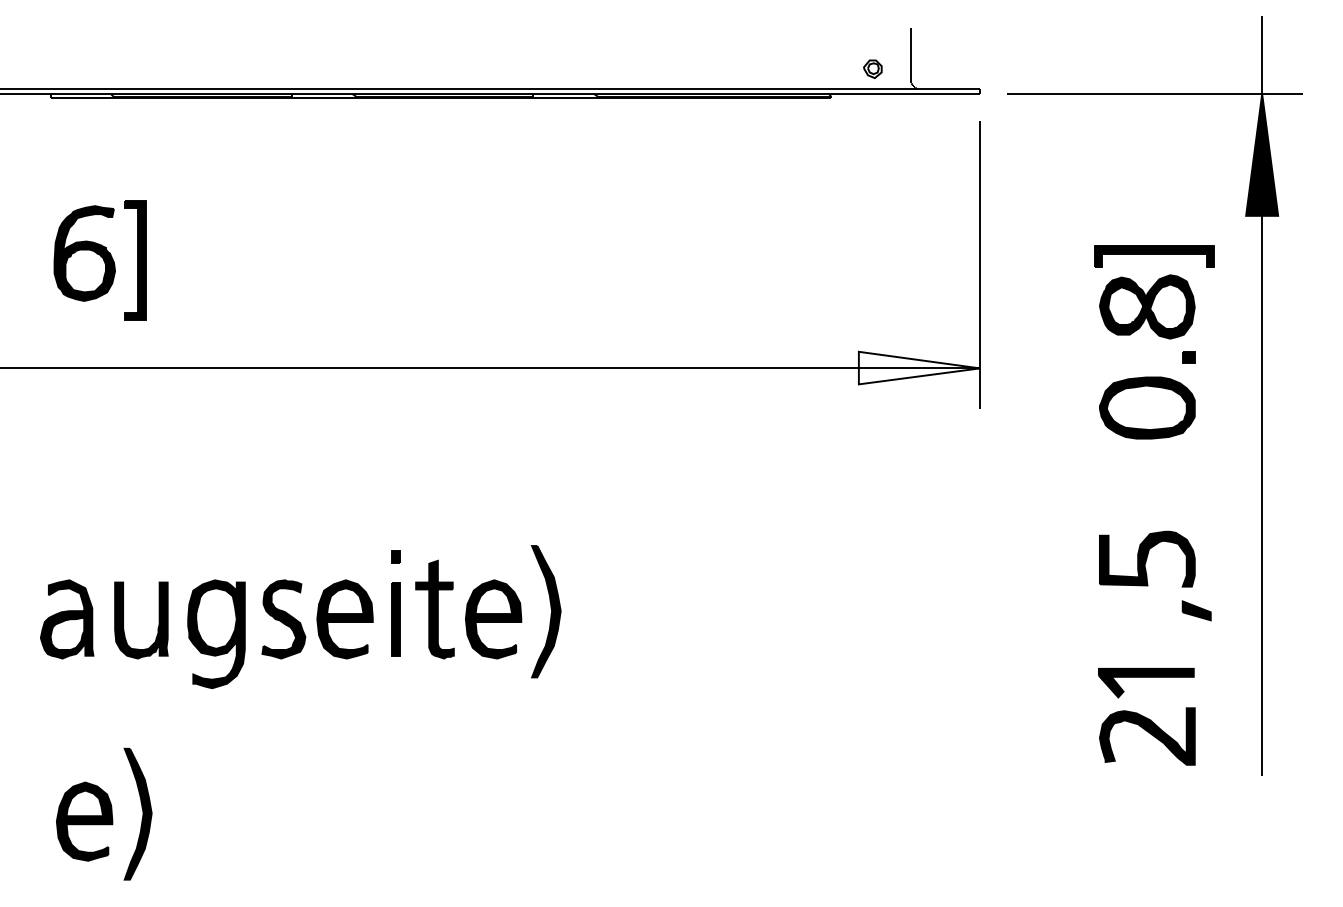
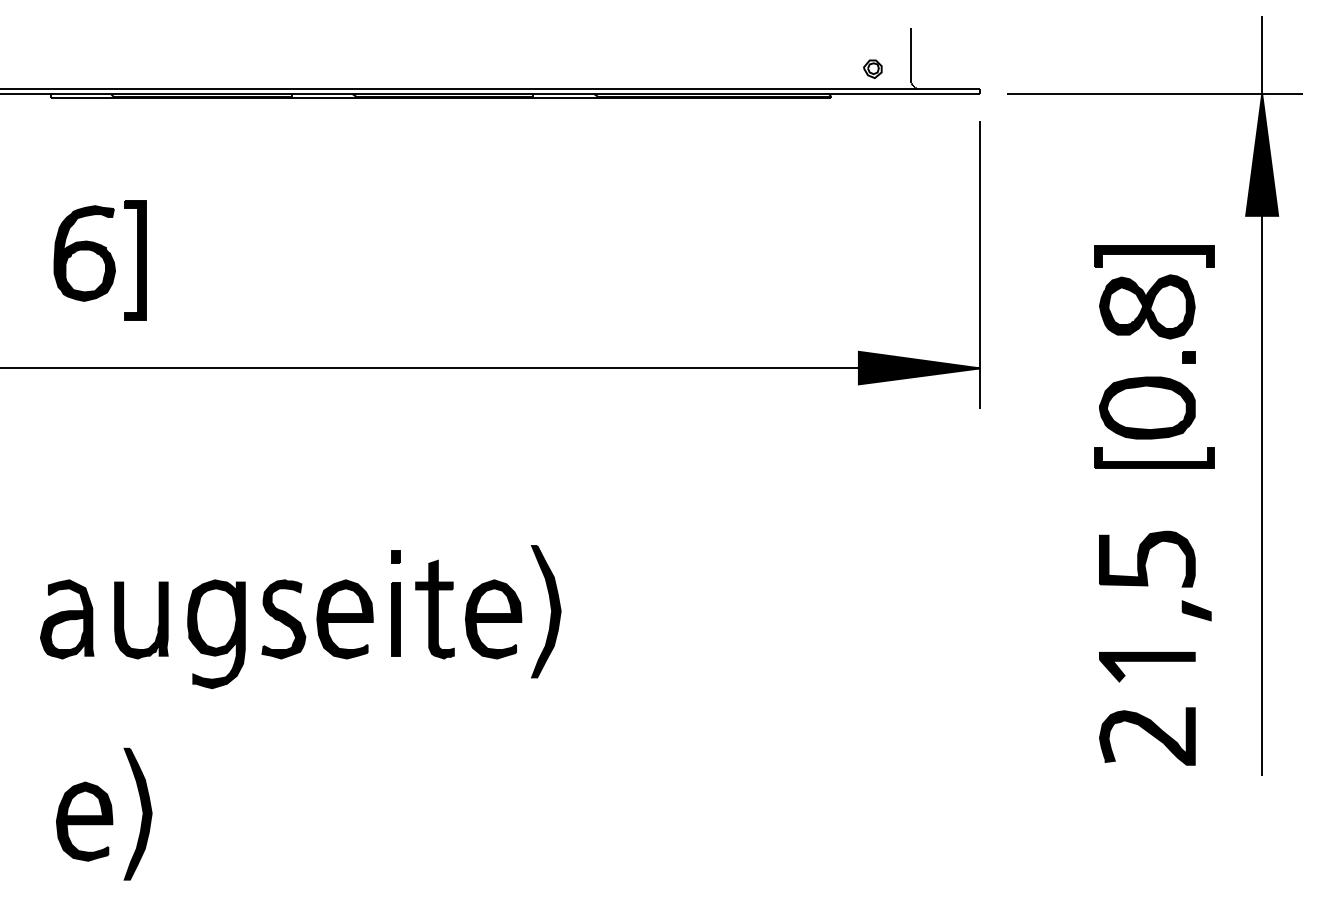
fill: none -> present (918, 367)
part: none -> present (1154, 457)
part position: (1146, 683) -> (1147, 667) (1147, 667)
